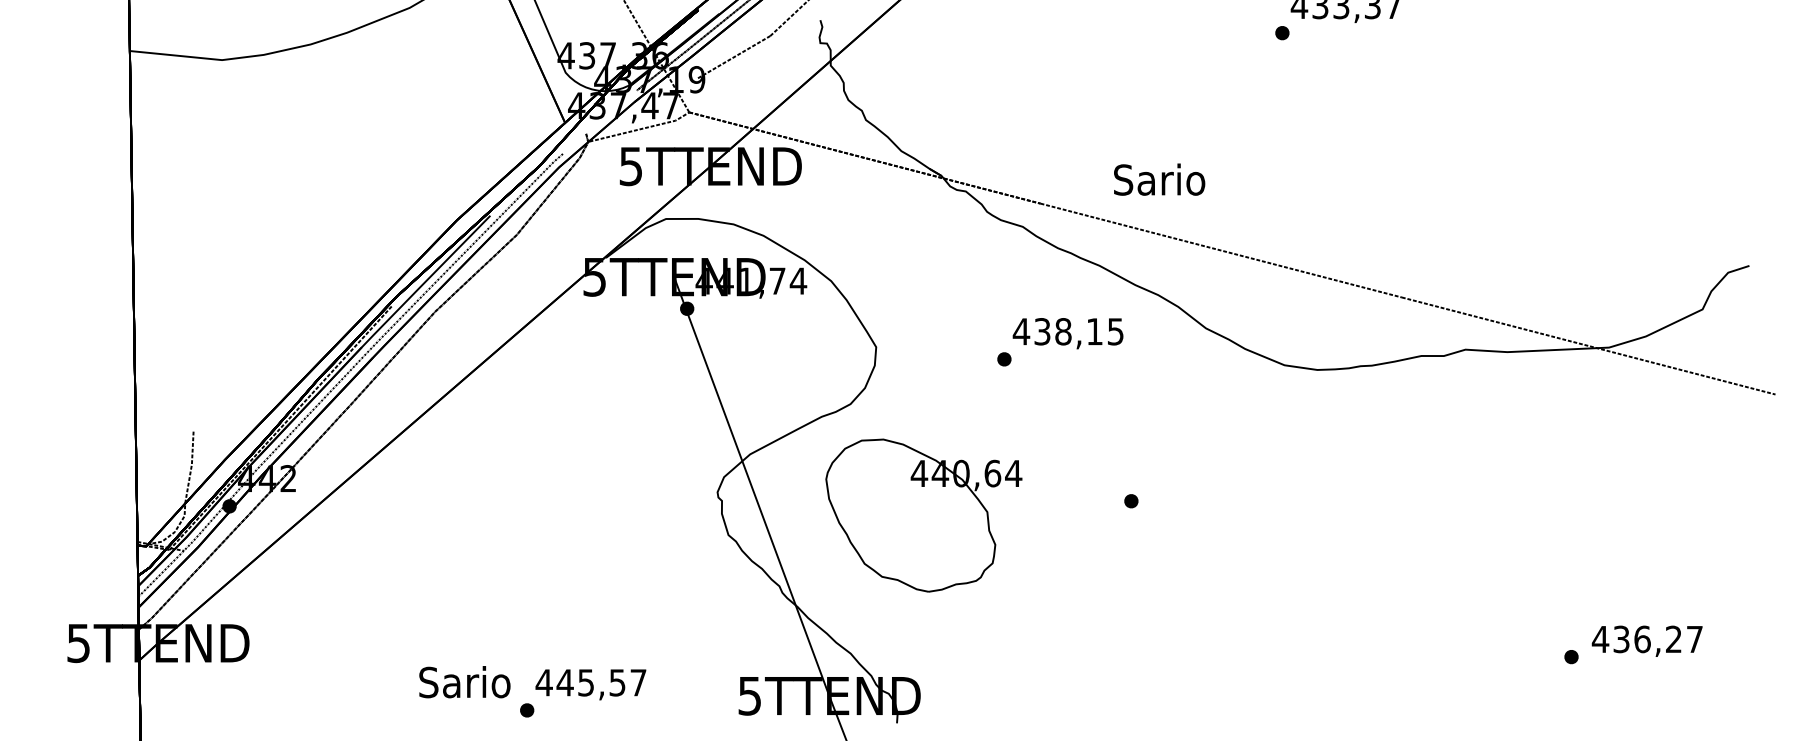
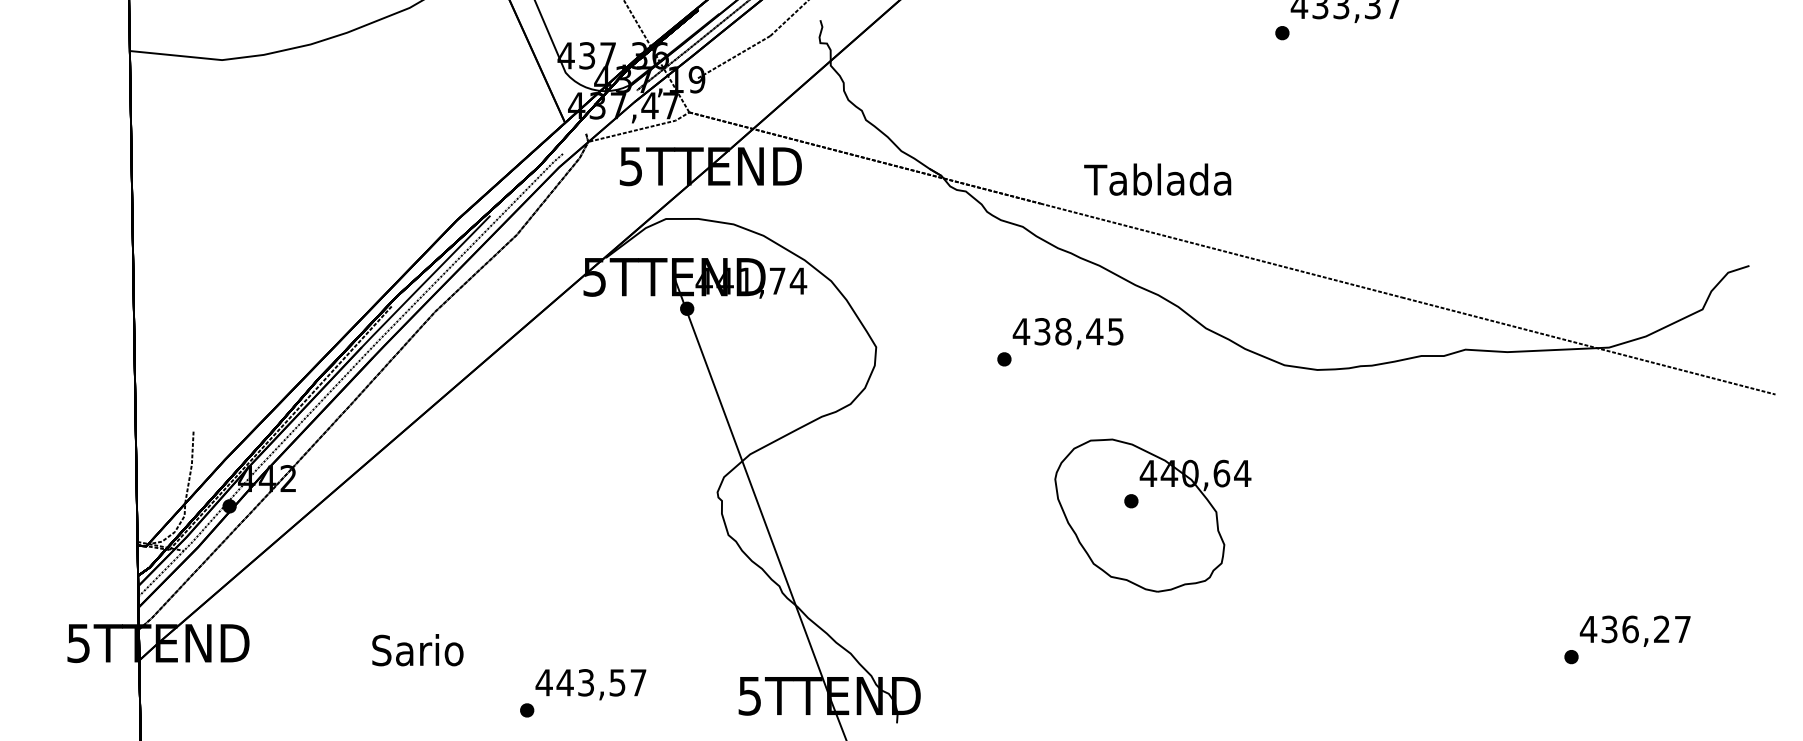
text: Sario -> Tablada (1157, 179)
text: 438,15 -> 438,45 (1094, 331)
part position: (923, 515) -> (1152, 515) (1152, 515)
text position: (1646, 640) -> (1634, 630) (1634, 630)
text position: (464, 682) -> (417, 650) (417, 650)
text: 445,57 -> 443,57 (586, 682)
